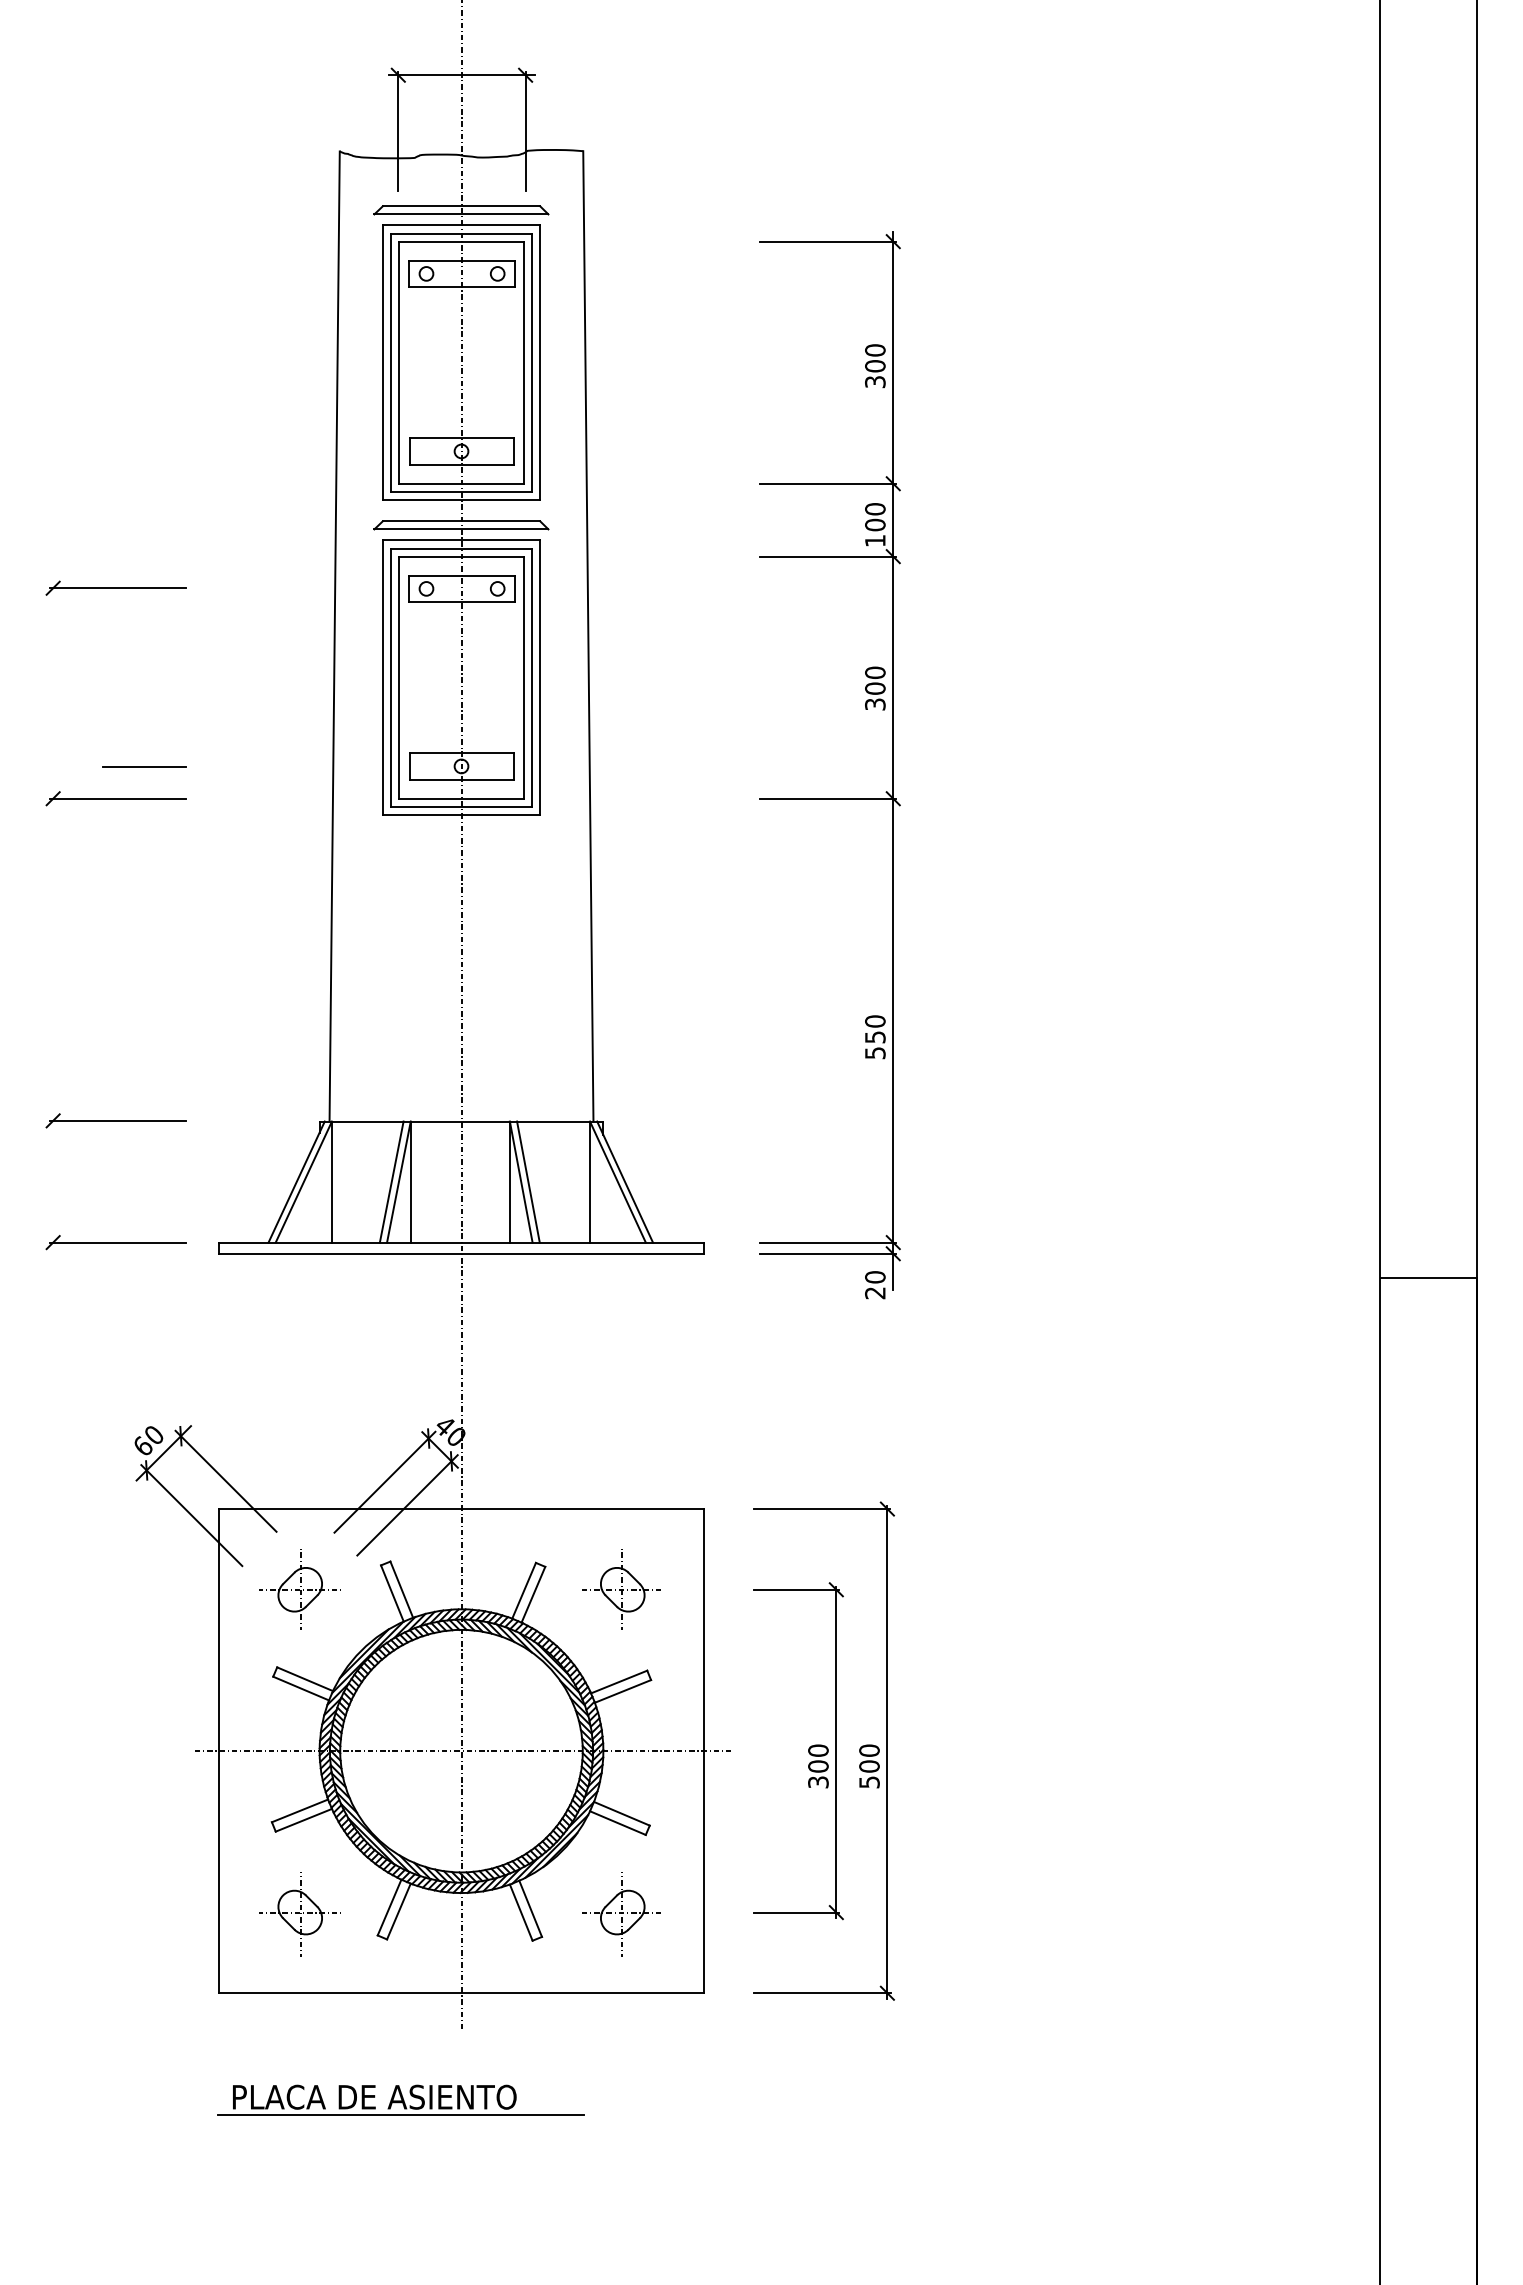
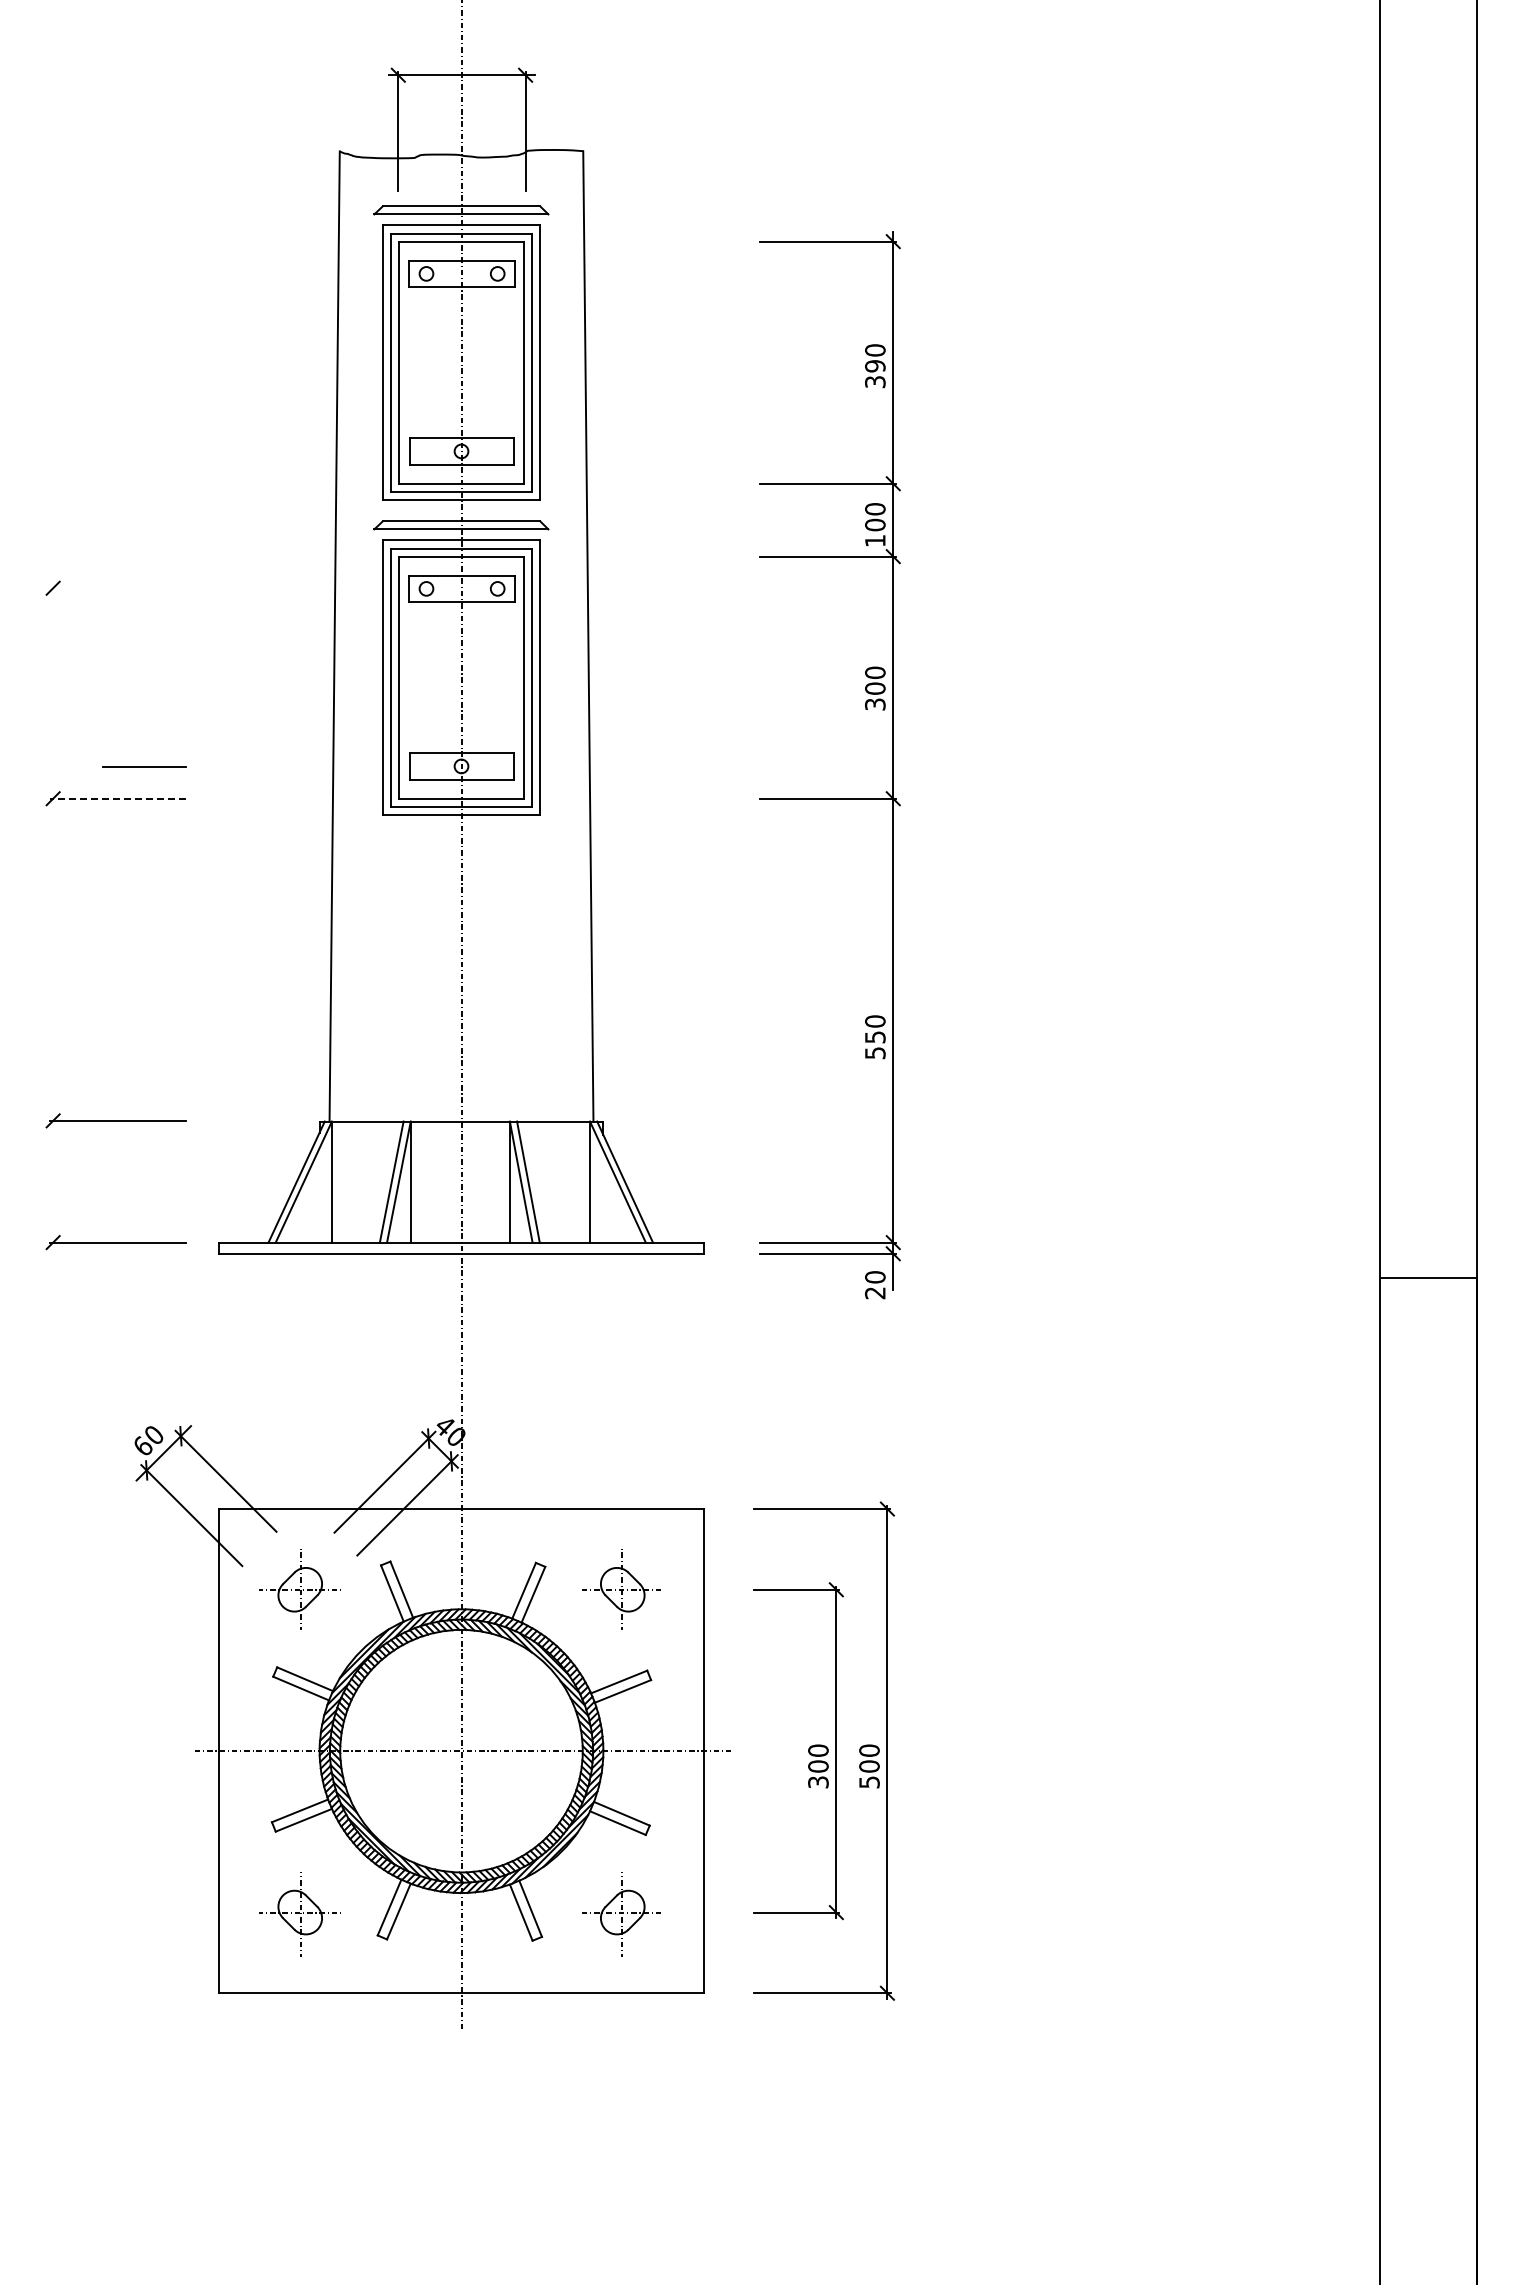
text: 300 -> 390 (875, 366)
line: present -> none (118, 588)
line: solid -> dashed (117, 798)
part: present -> none (400, 2099)
